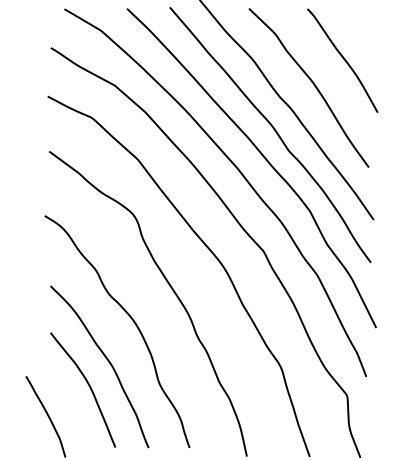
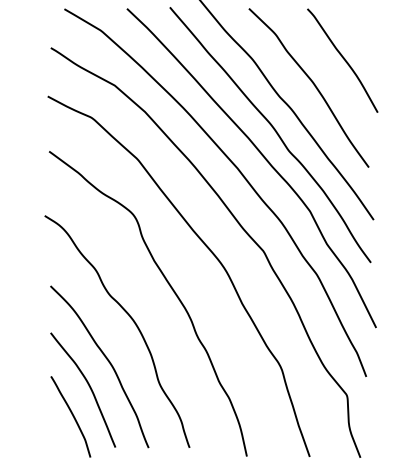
curve position: (47, 416) -> (72, 416) (72, 416)
